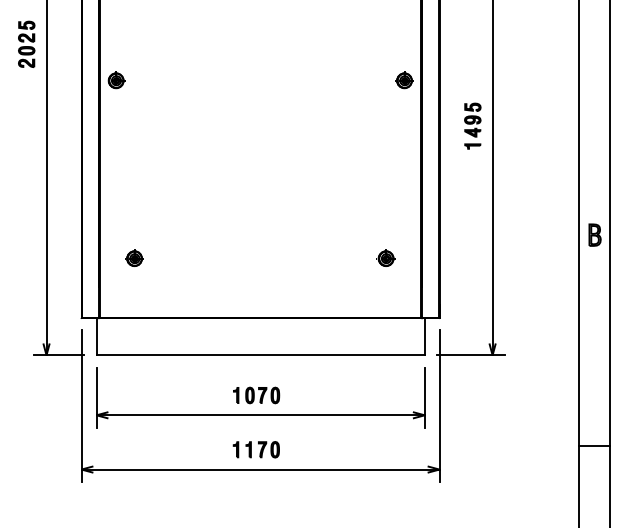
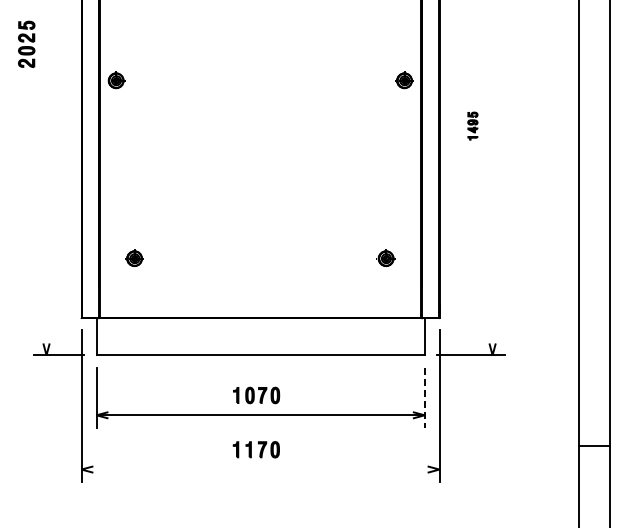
part size: 18x48 px -> 12x30 px (472, 125)
line: present -> none (46, 178)
line: present -> none (492, 178)
part: present -> none (594, 234)
line: solid -> dashed (424, 397)
line: present -> none (260, 469)
